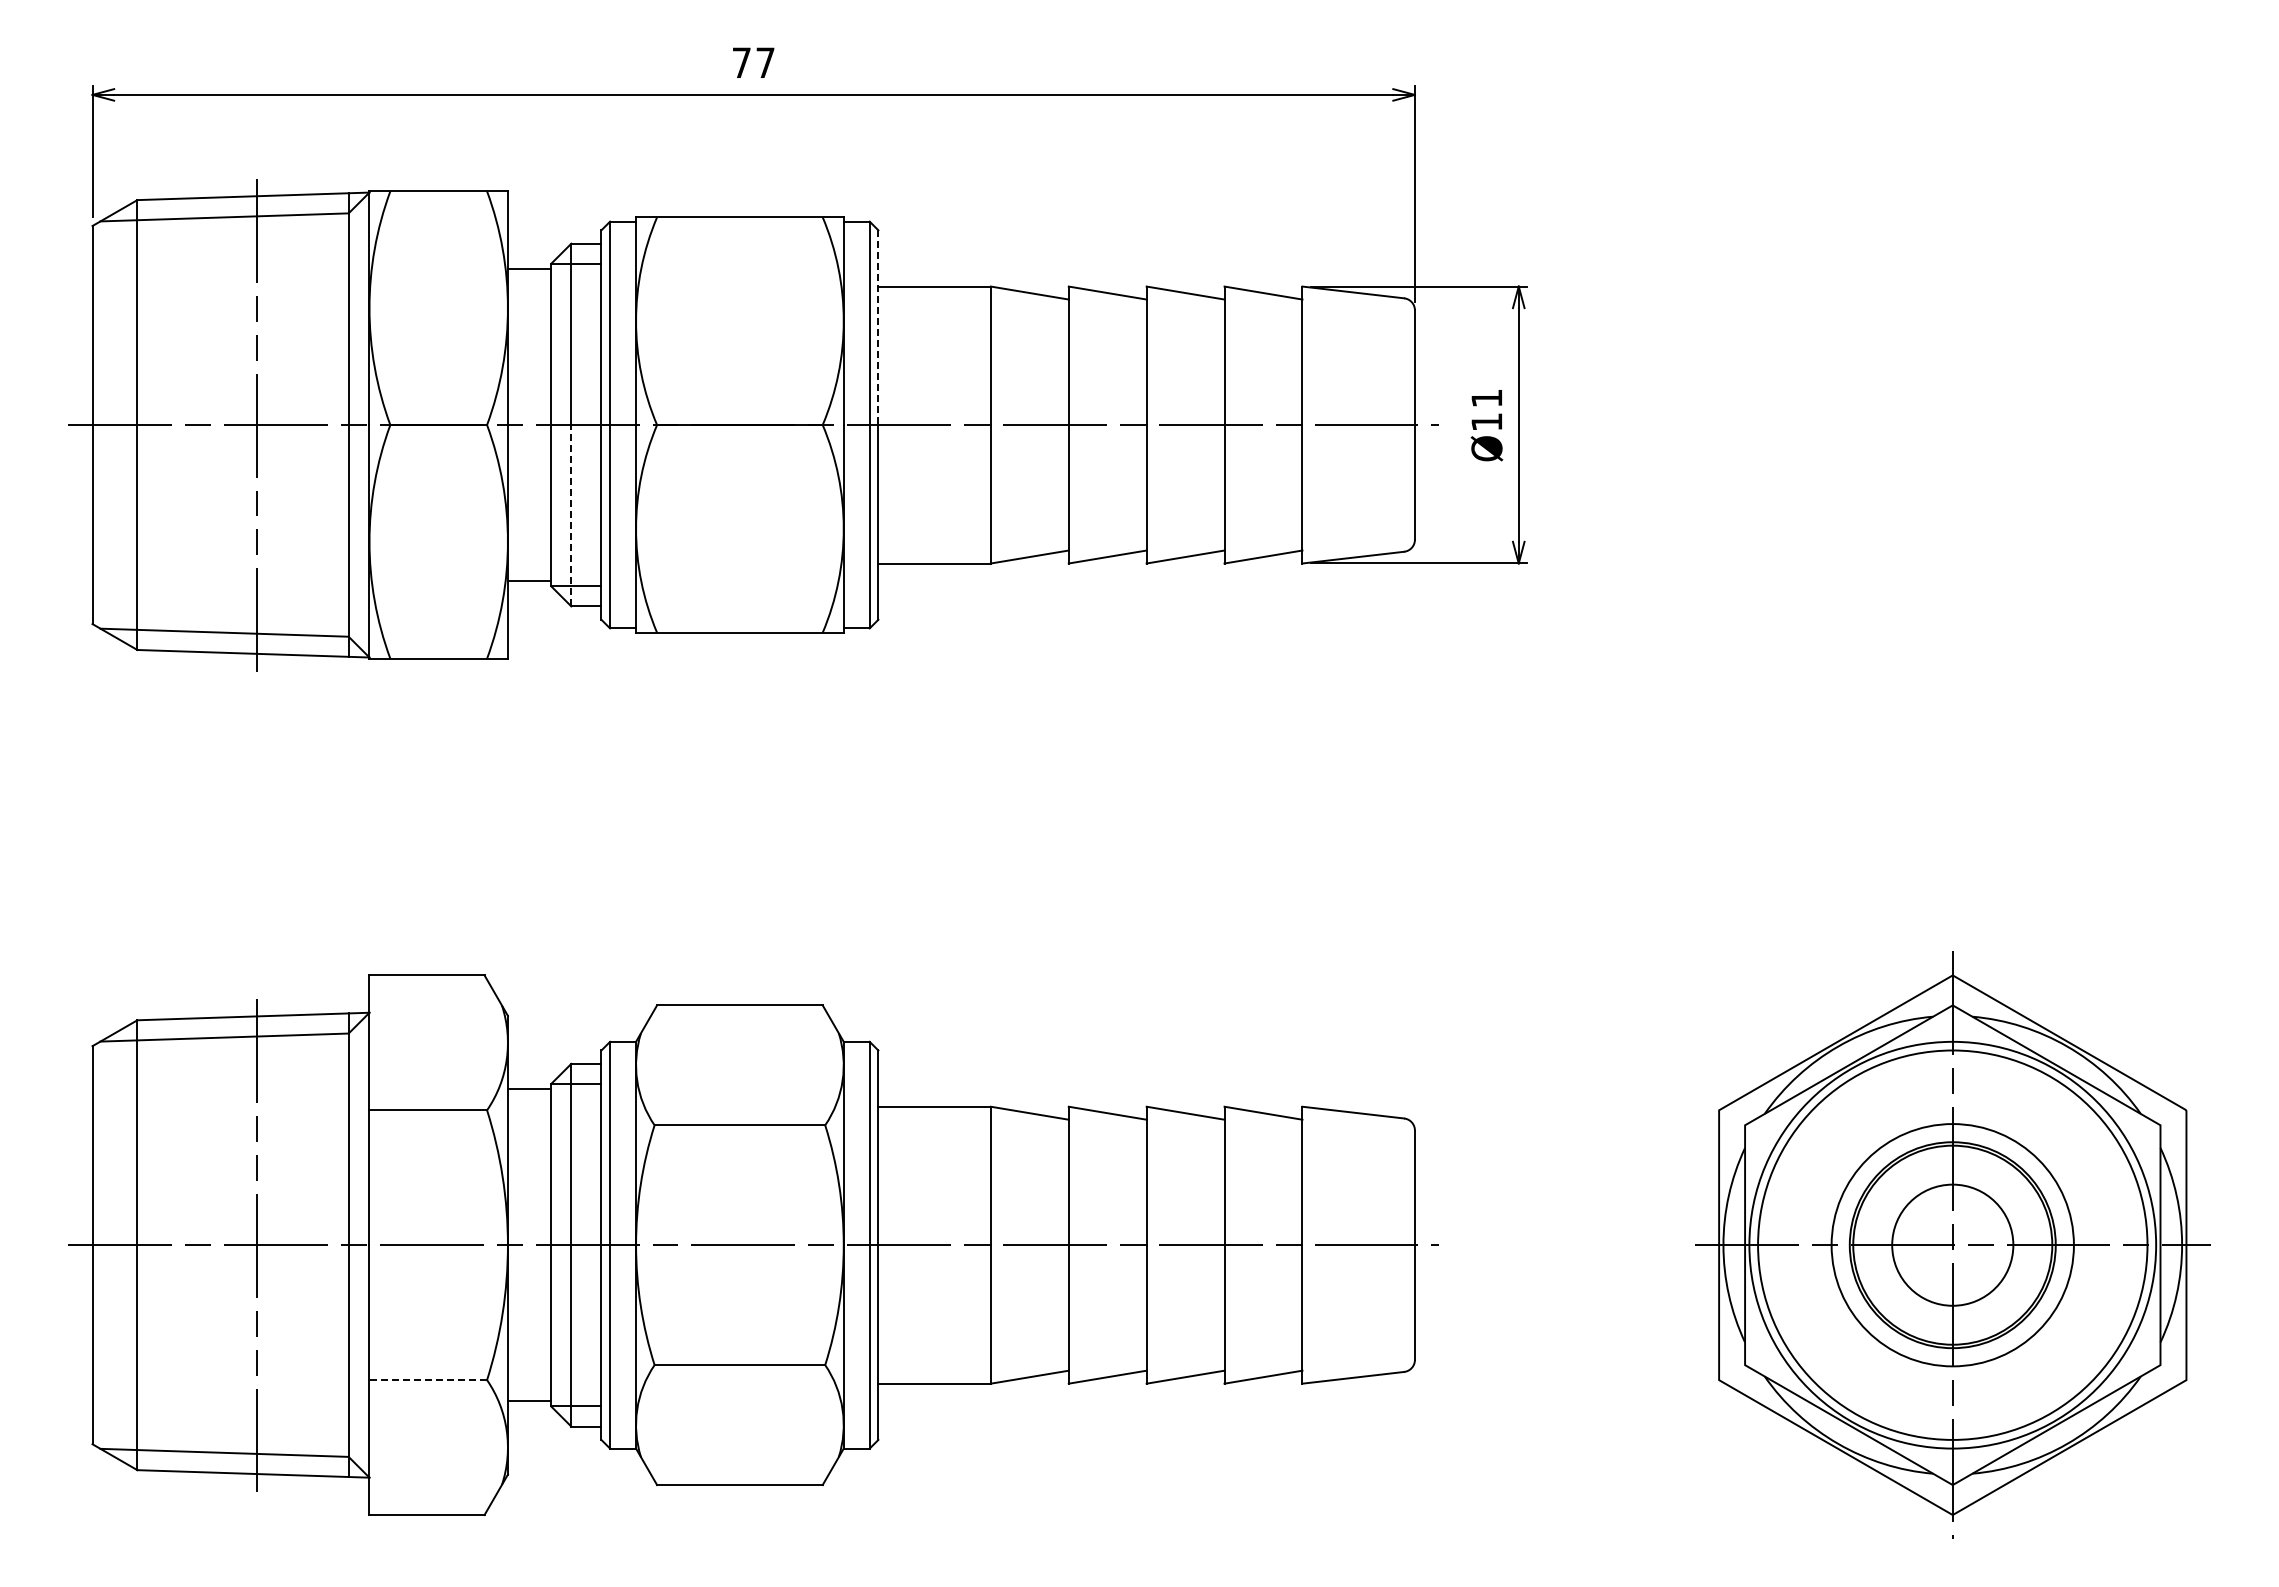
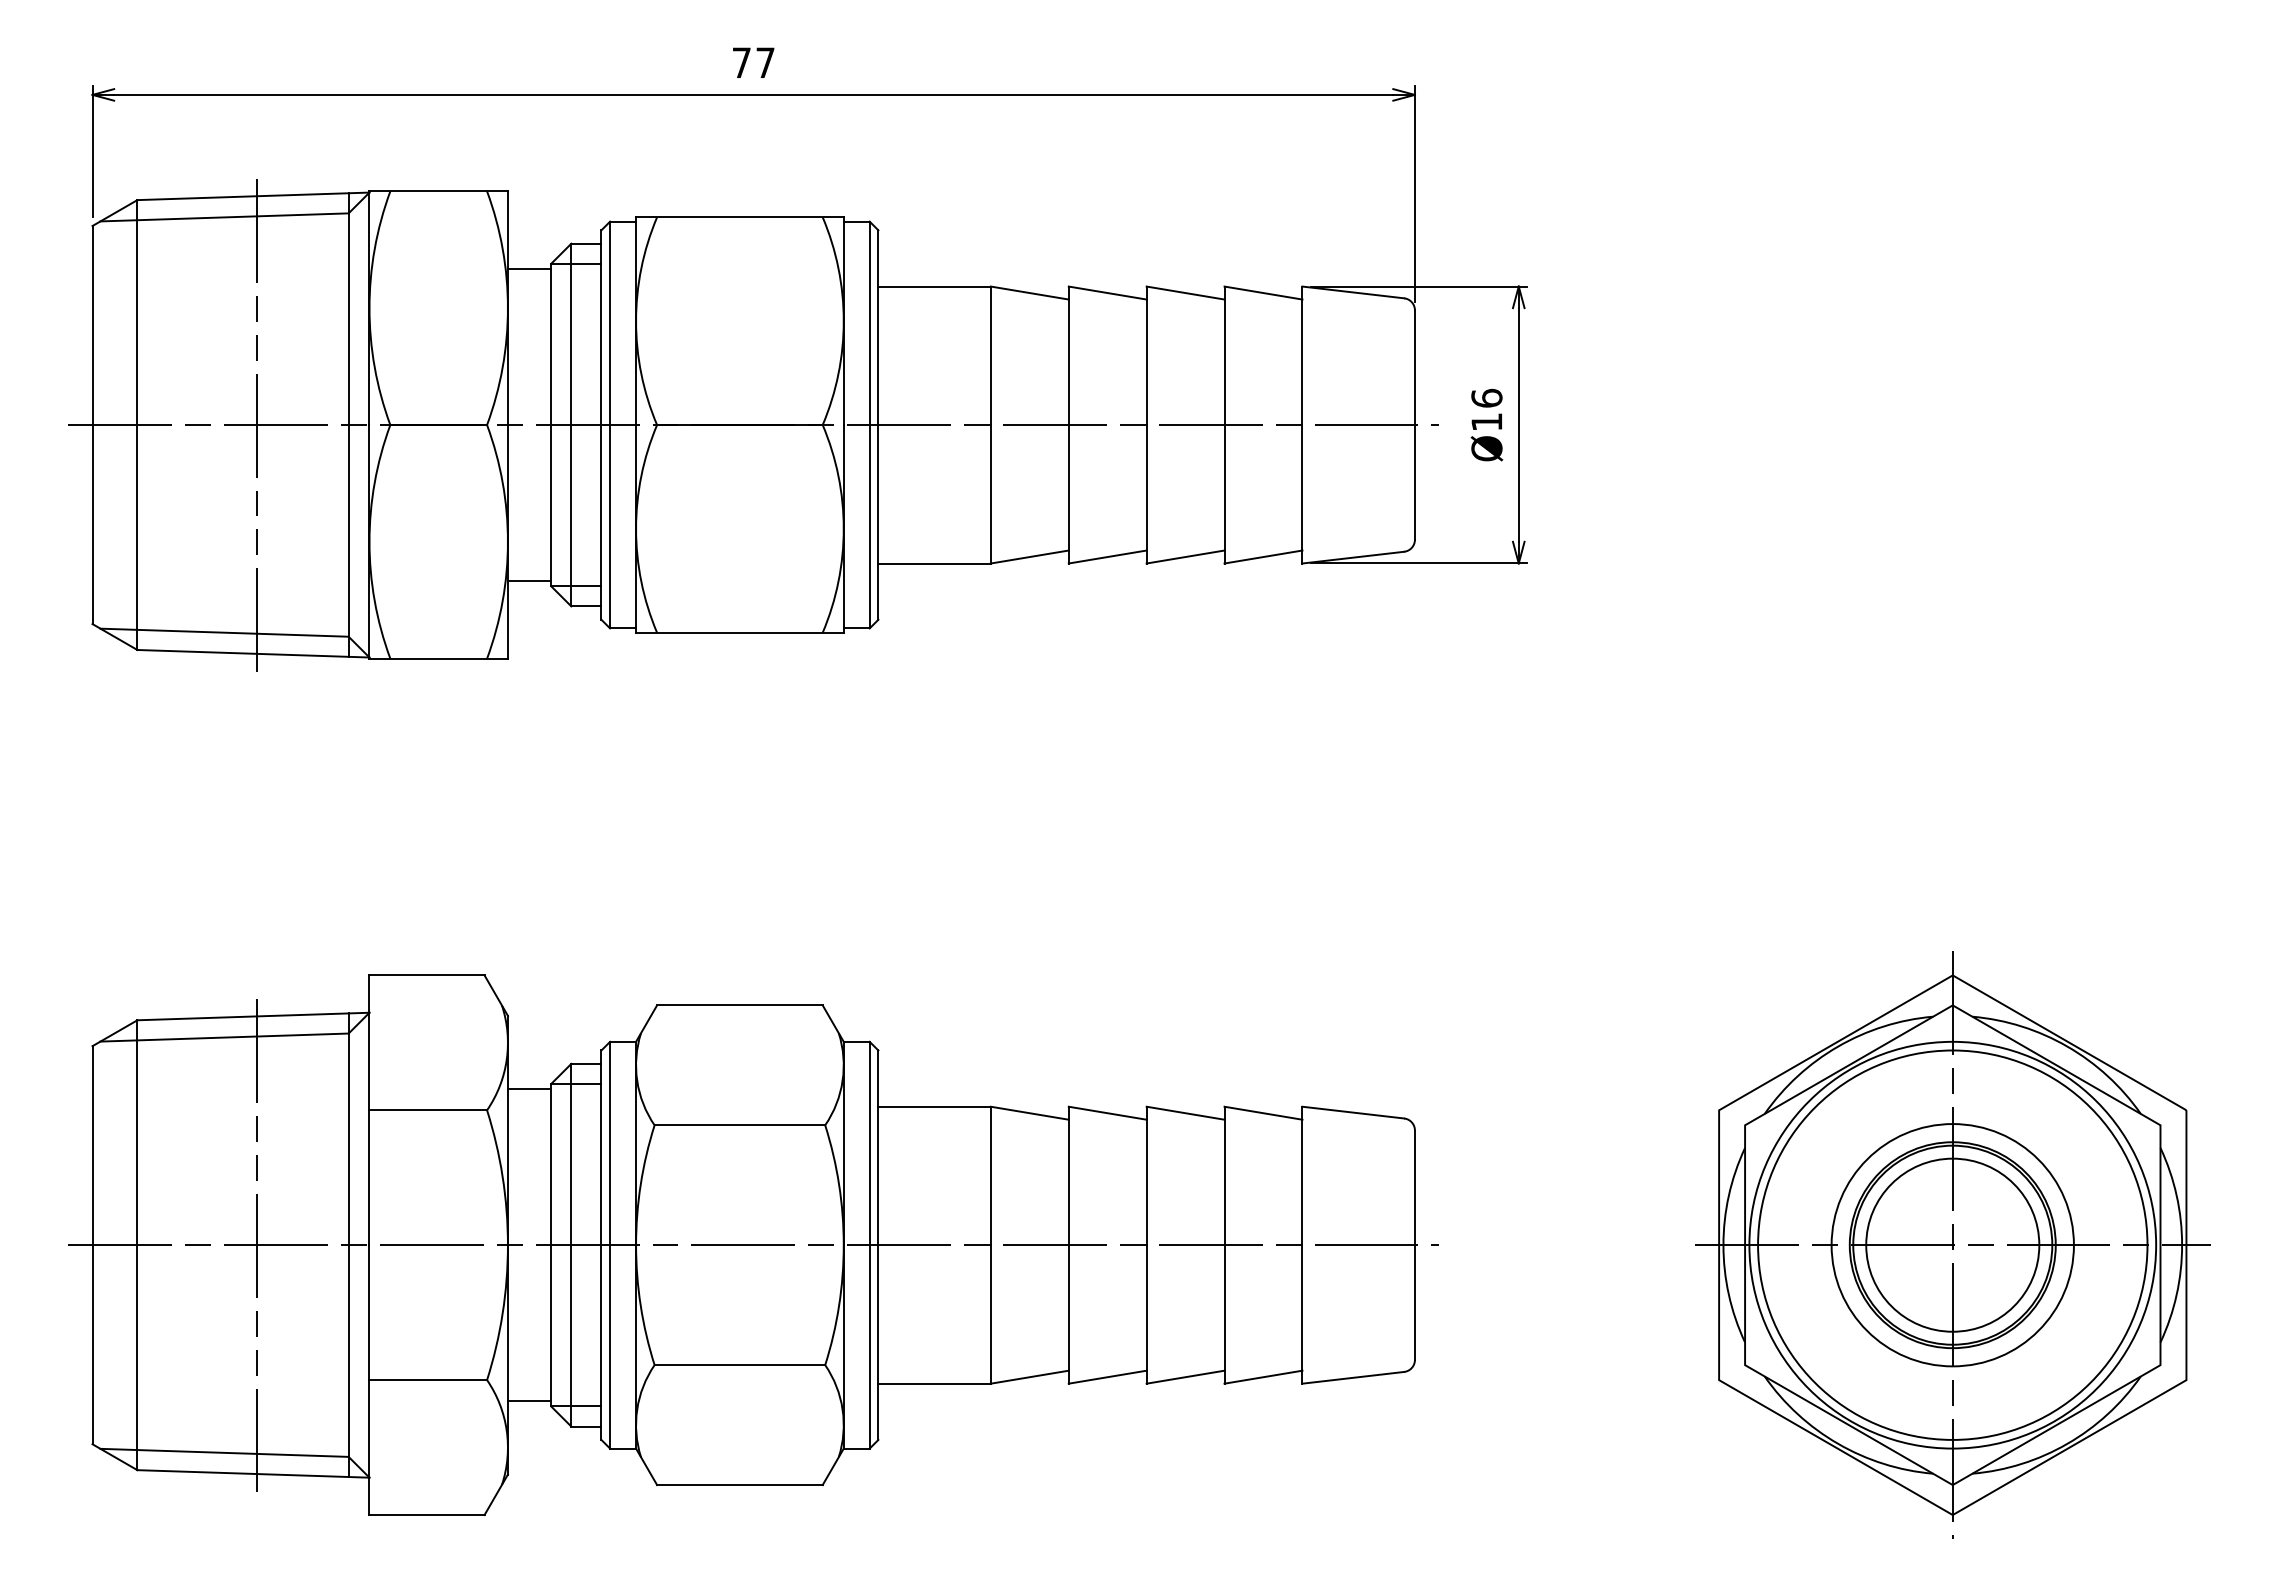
line: dashed -> solid (878, 328)
text: Ø11 -> Ø16 (1486, 397)
line: dashed -> solid (571, 515)
circle diameter: 121 px -> 173 px (1952, 1244)
line: dashed -> solid (428, 1380)
